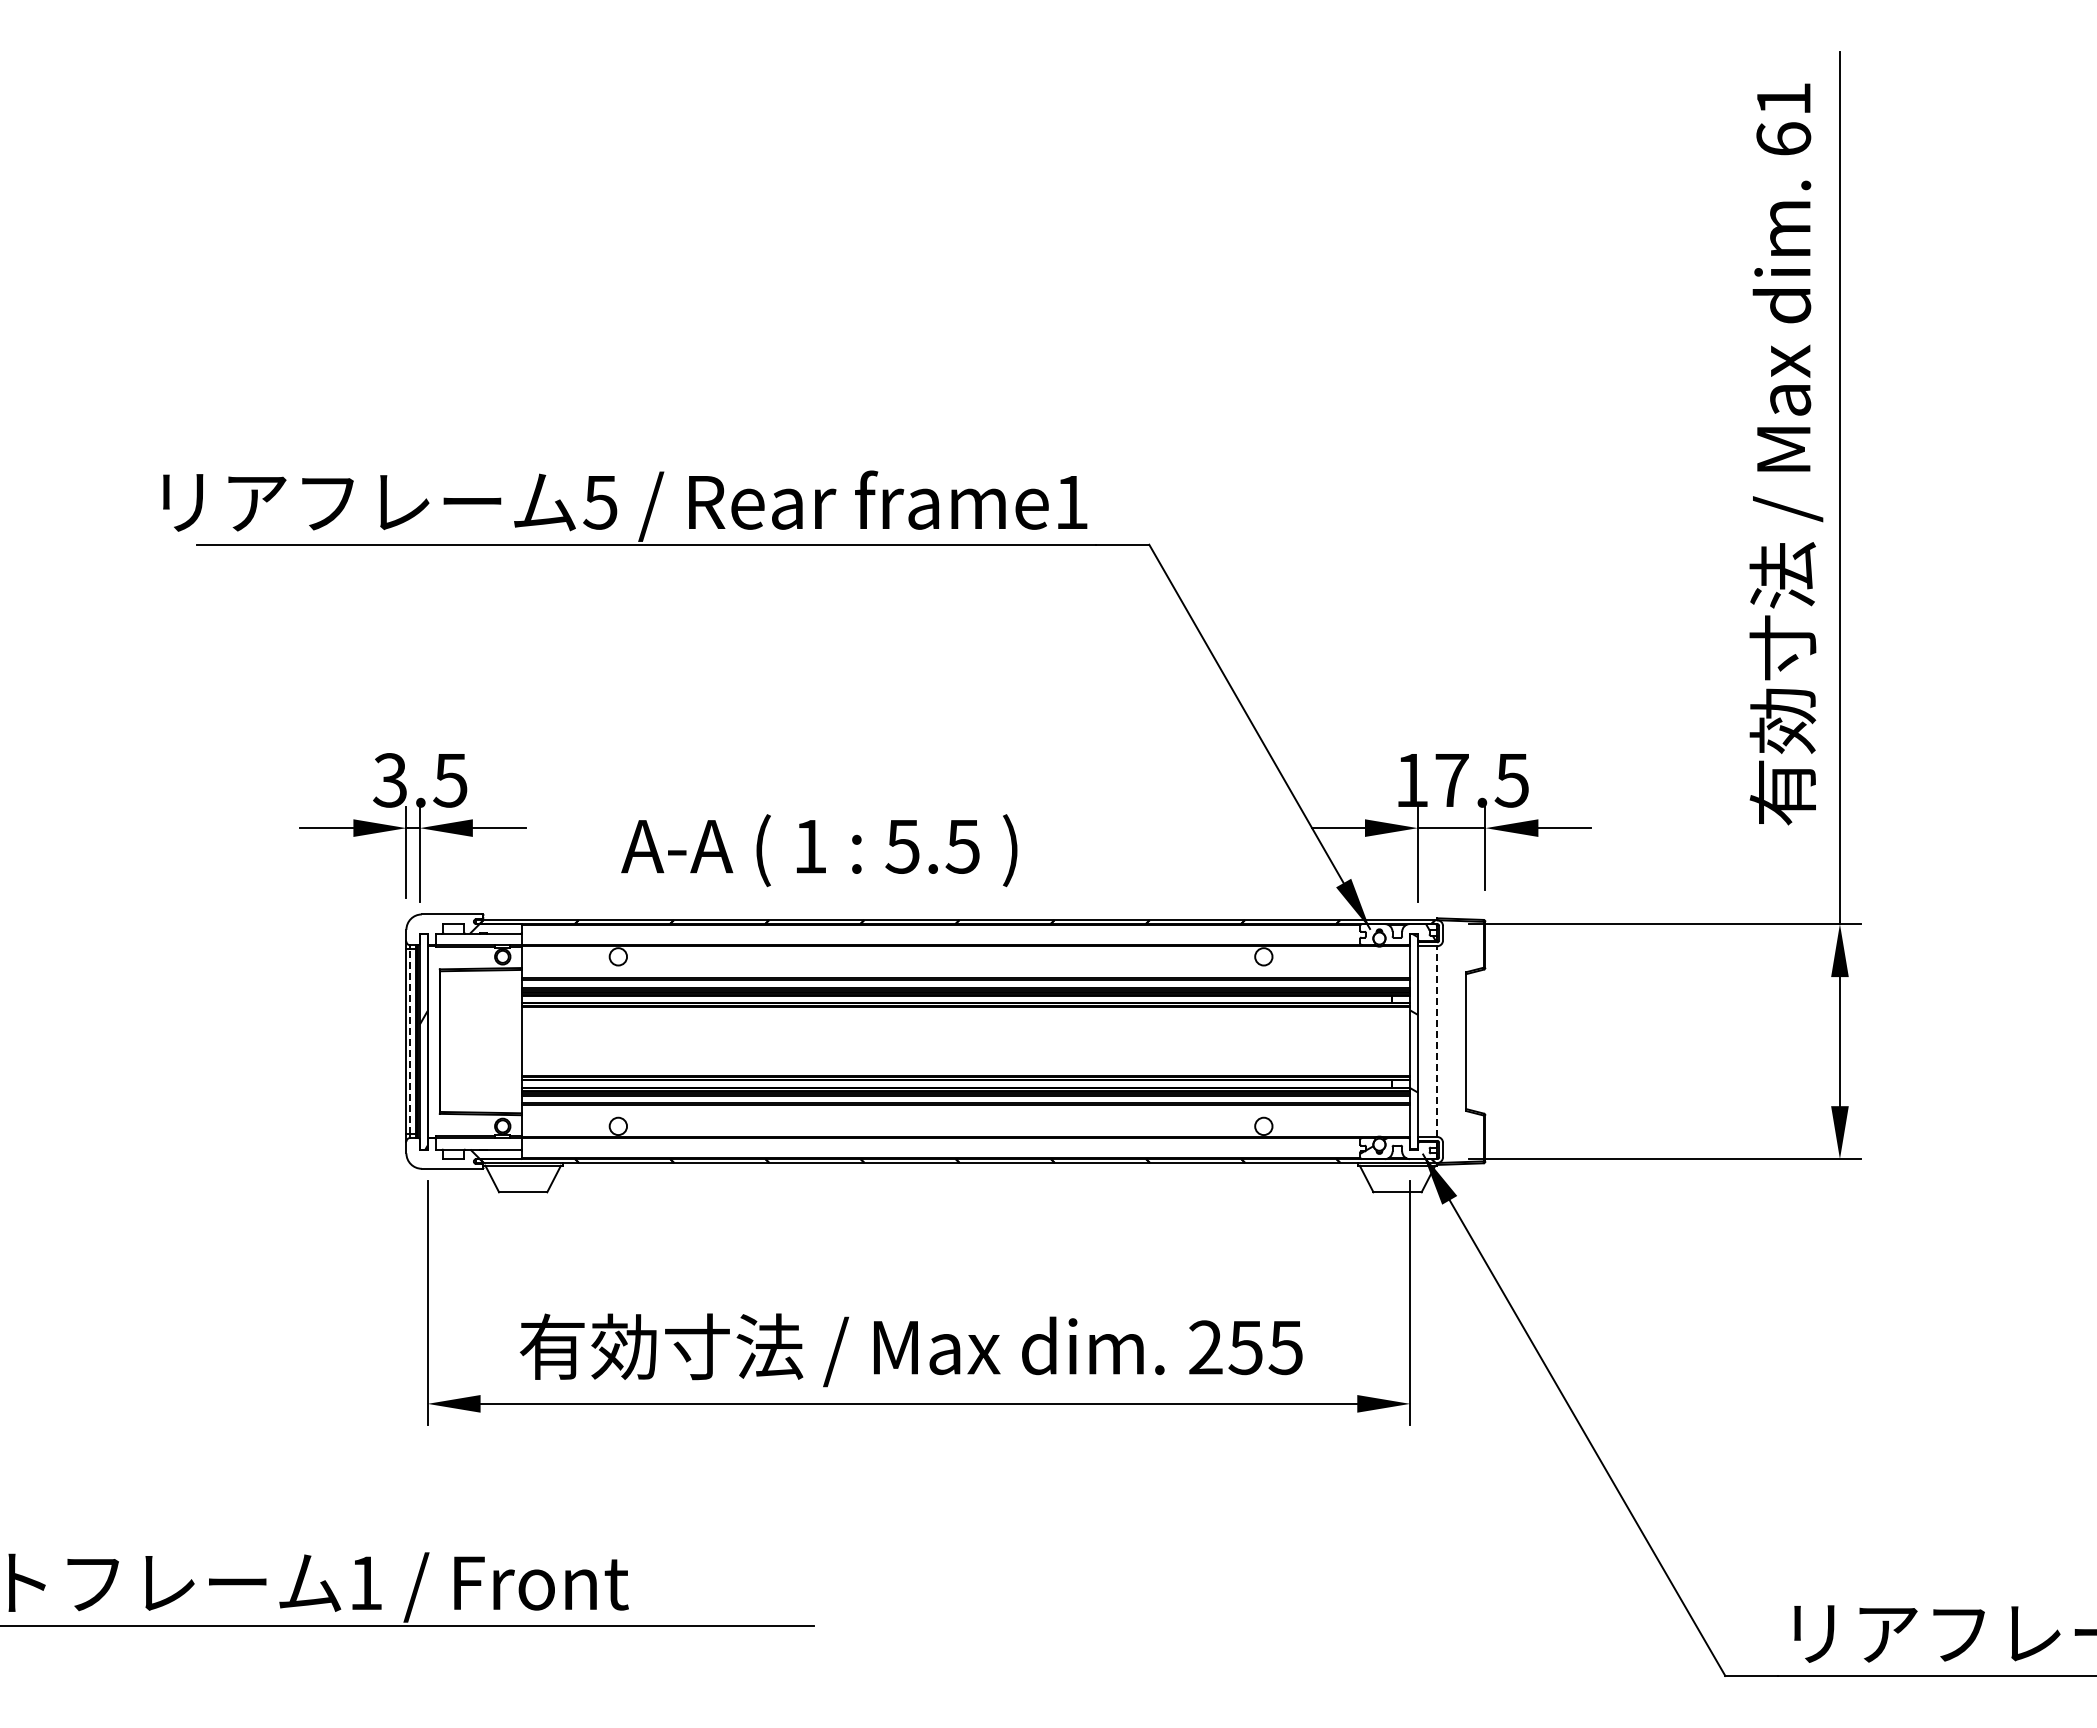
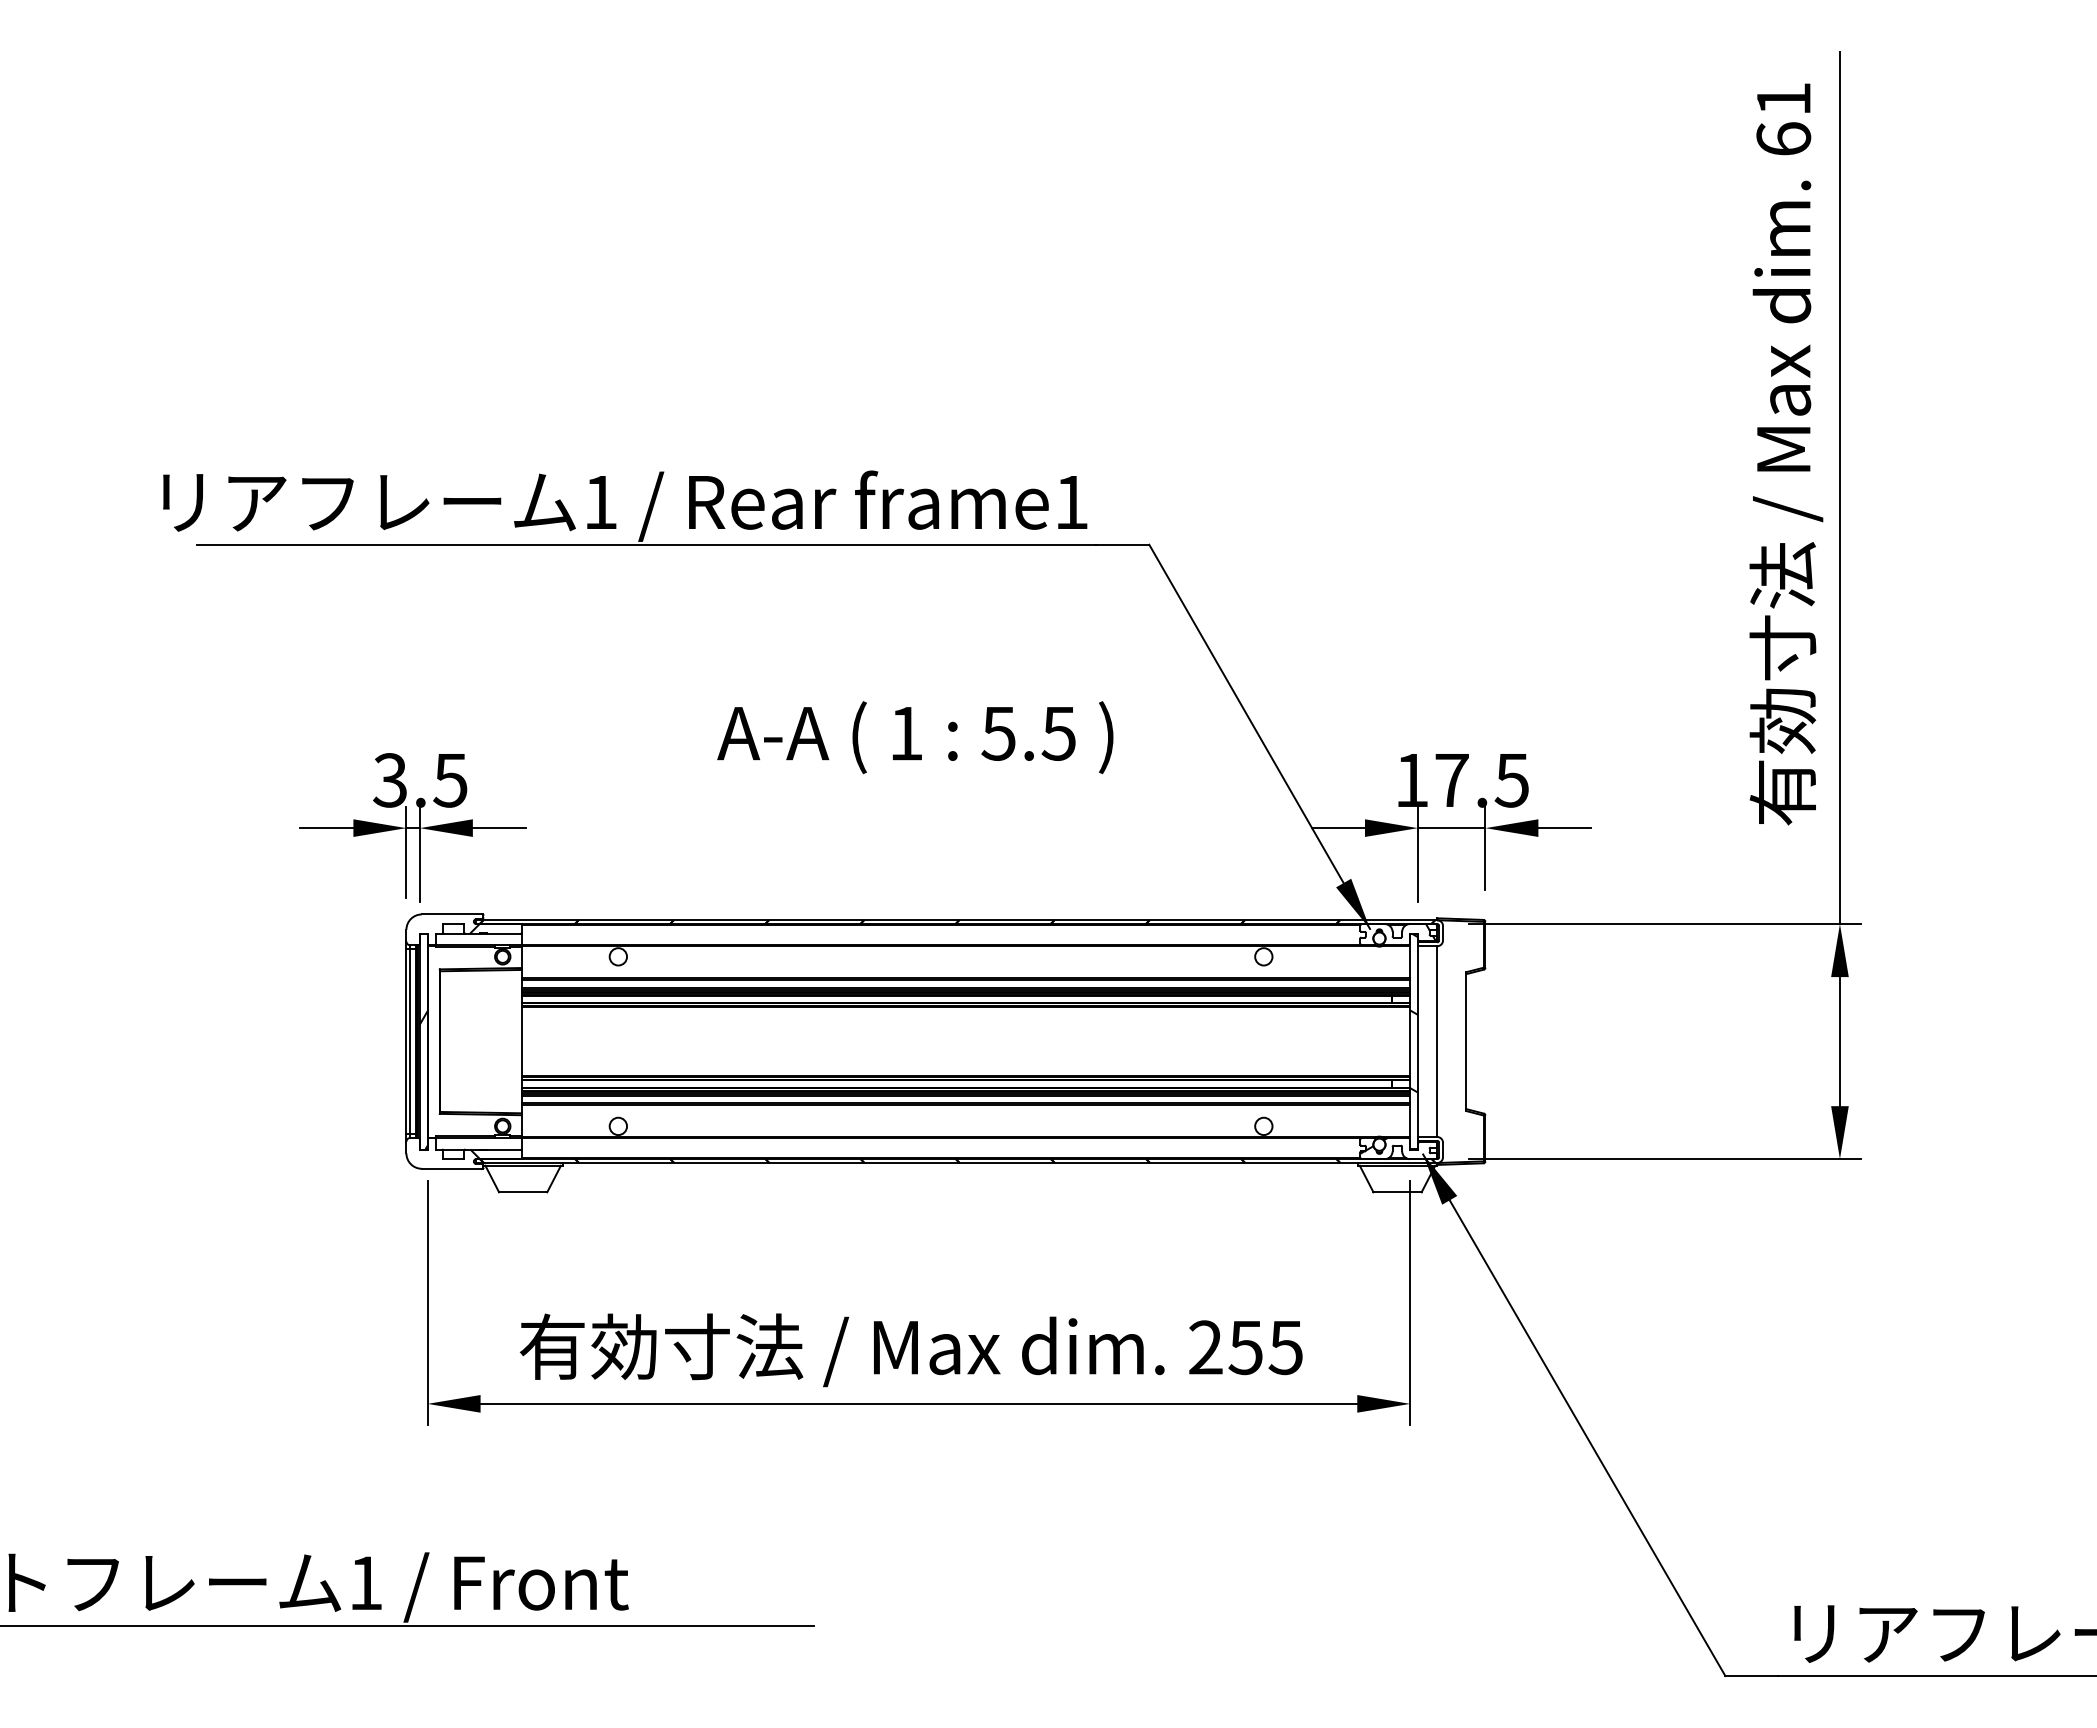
text: 5 -> 1 (600, 502)
text position: (819, 850) -> (915, 737) (915, 737)
line: dashed -> solid (410, 1041)
line: dashed -> solid (1437, 1041)
